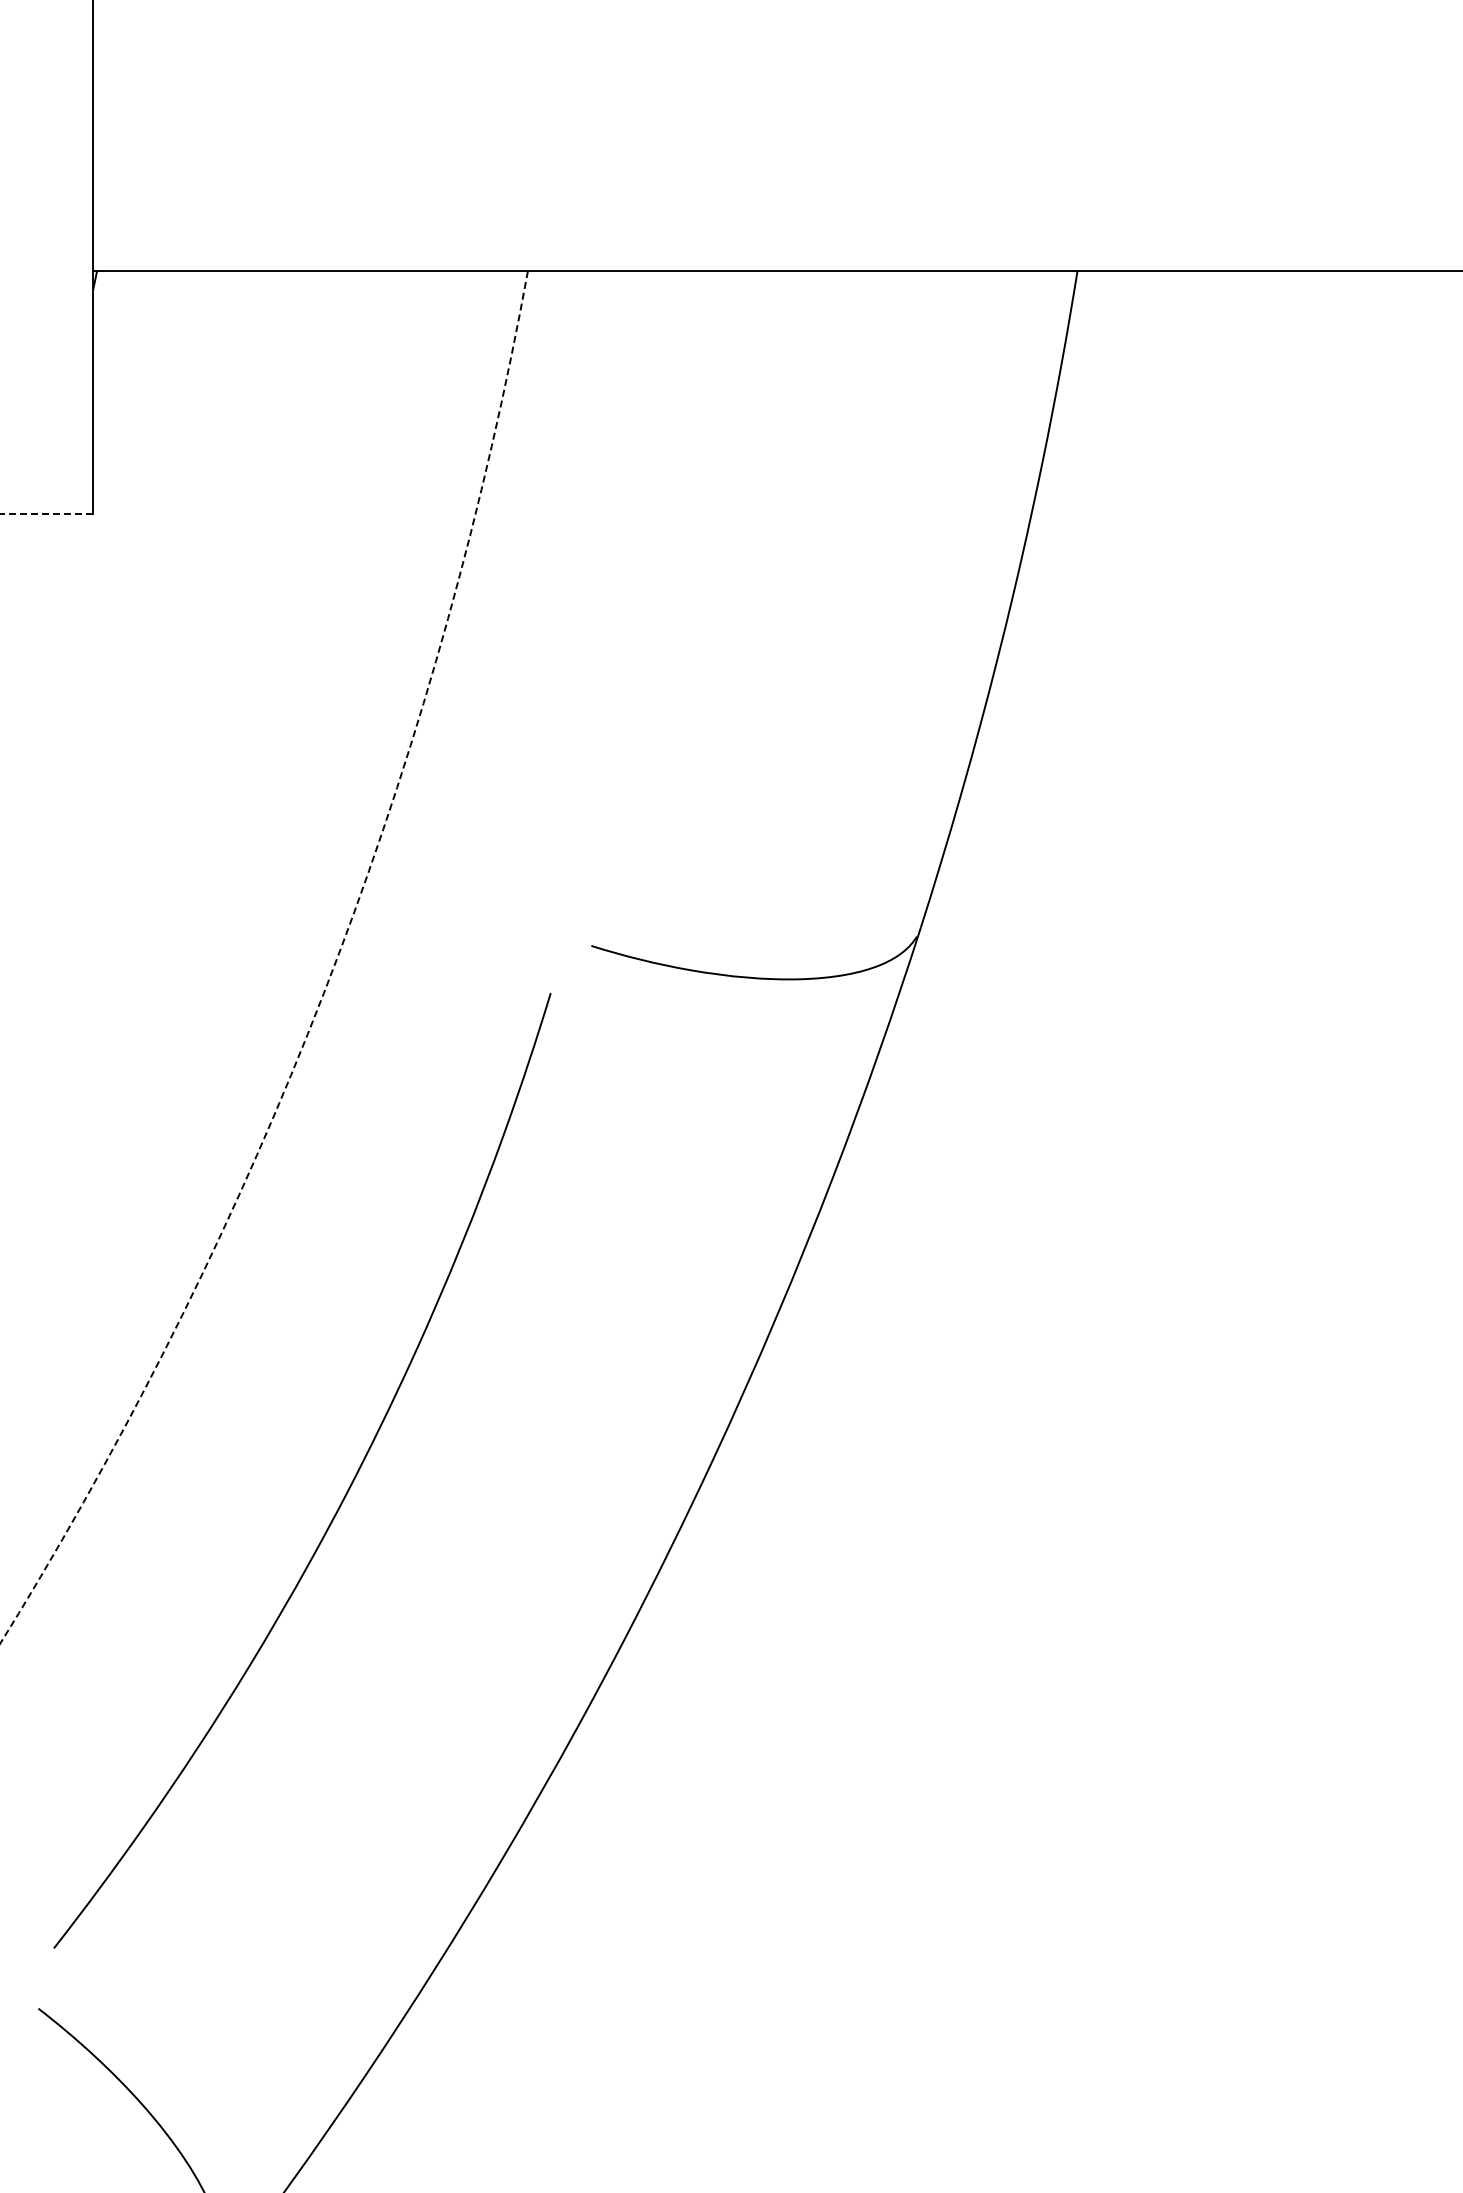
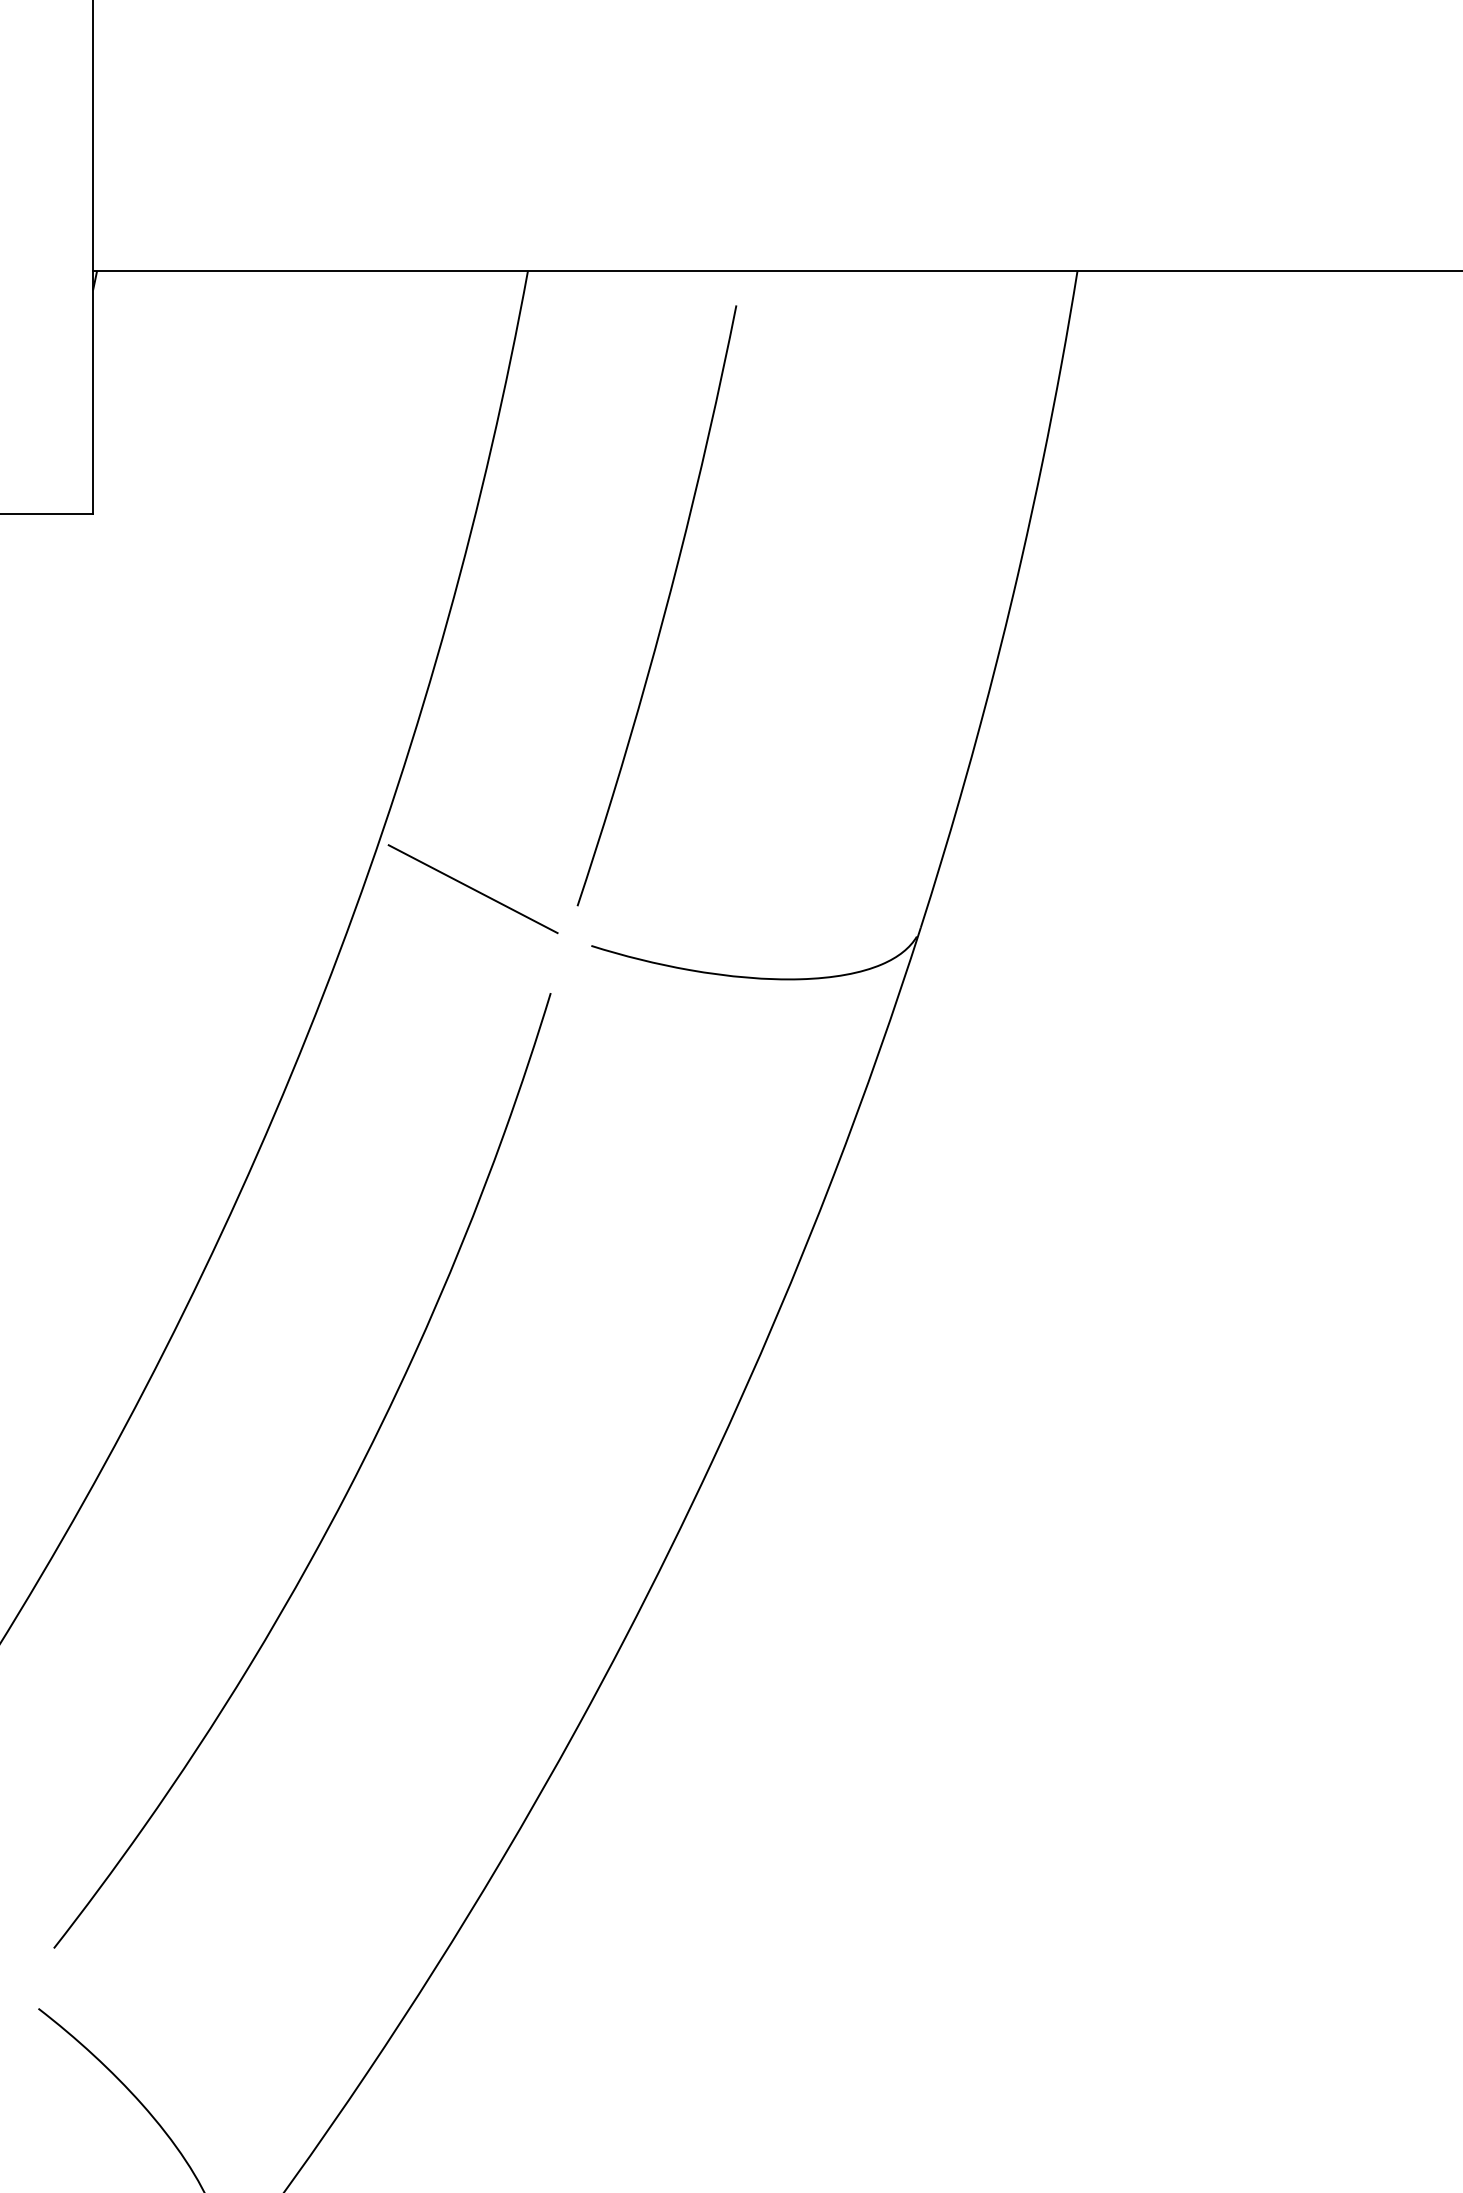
line: dashed -> solid (46, 513)
curve: none -> present (664, 609)
line: none -> present (472, 889)
arc: dashed -> solid (328, 981)
